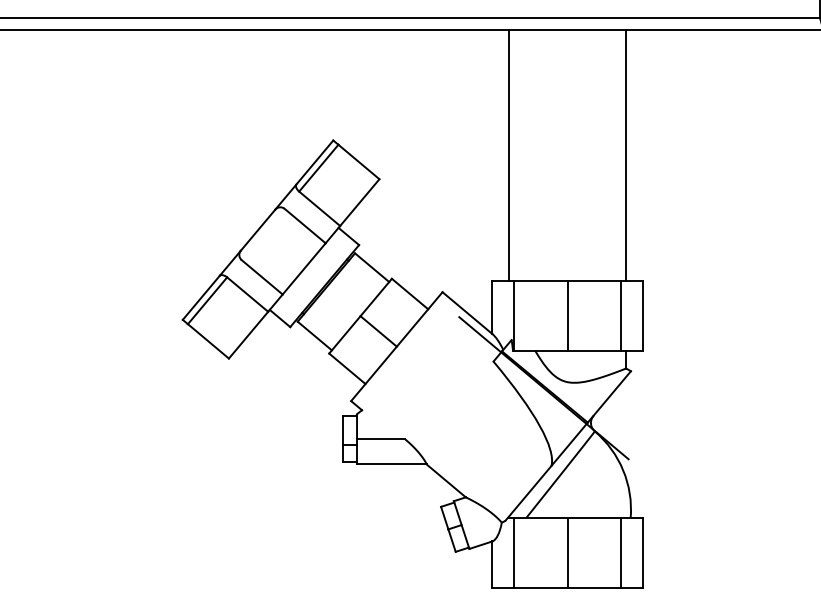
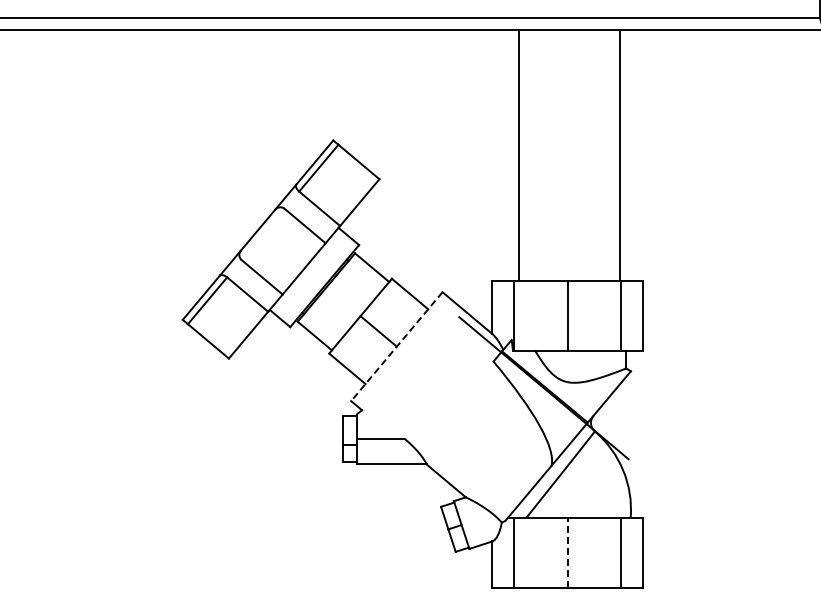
line position: (509, 155) -> (519, 155) (519, 155)
line position: (626, 155) -> (620, 155) (620, 155)
line: solid -> dashed (396, 347)
line: solid -> dashed (567, 552)
